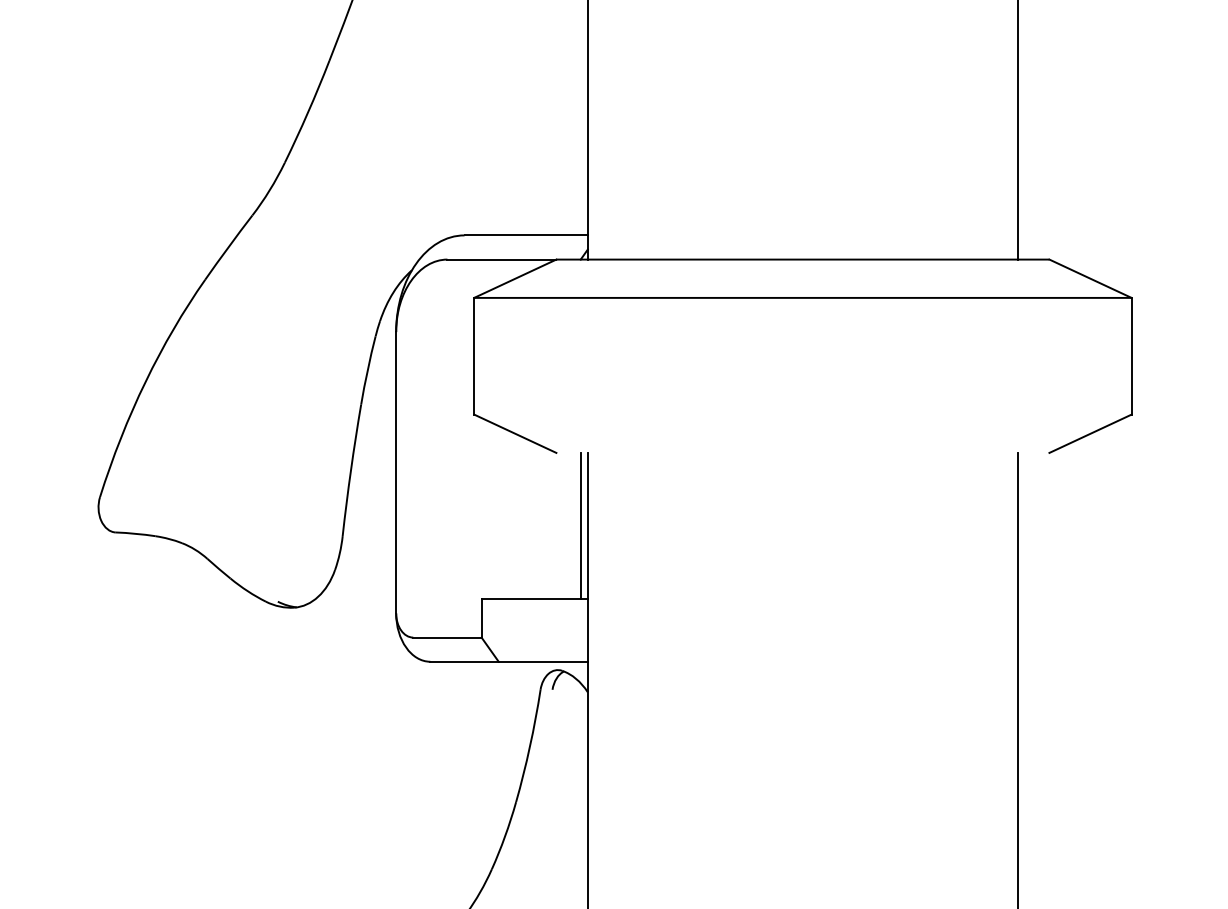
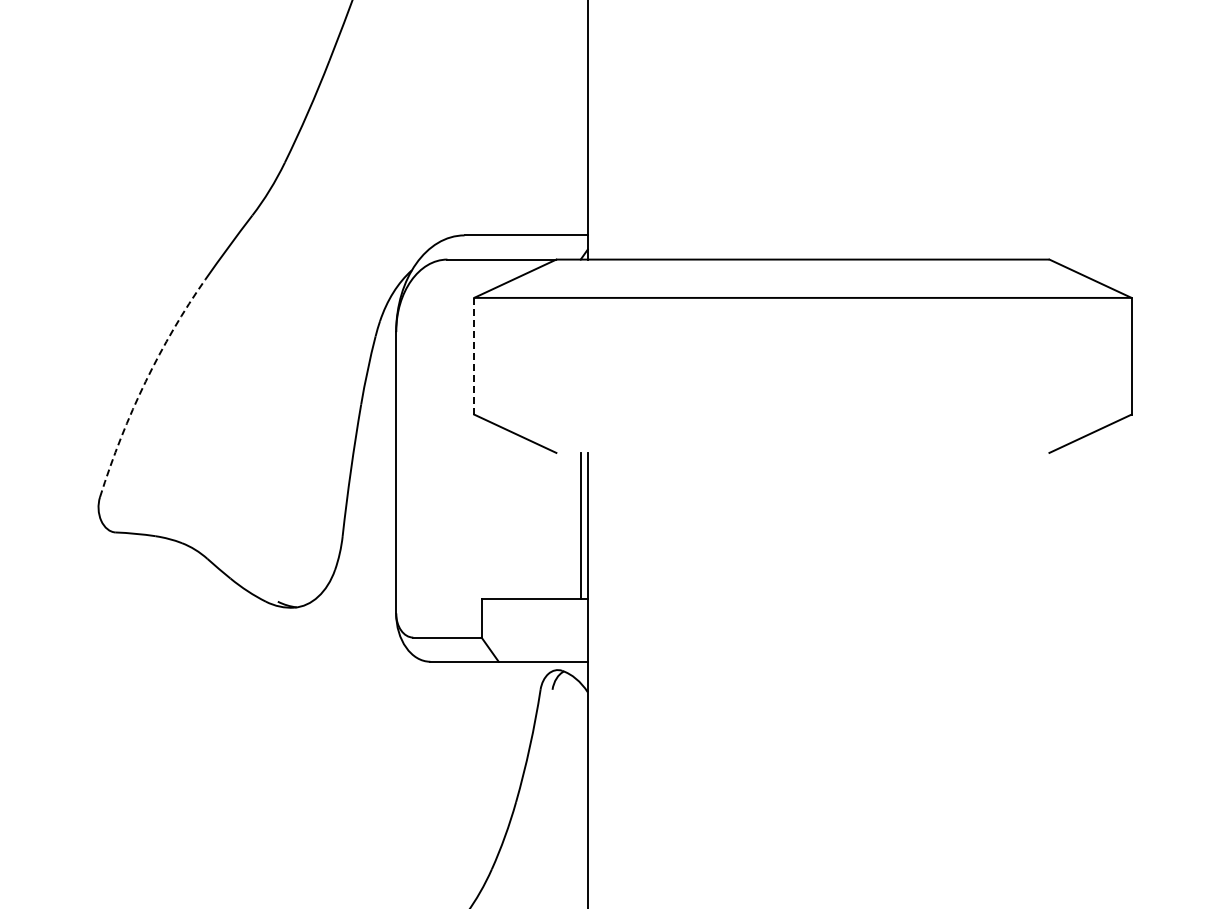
line: present -> none (1018, 130)
line: solid -> dashed (474, 356)
arc: solid -> dashed (144, 383)
line: present -> none (1018, 678)
